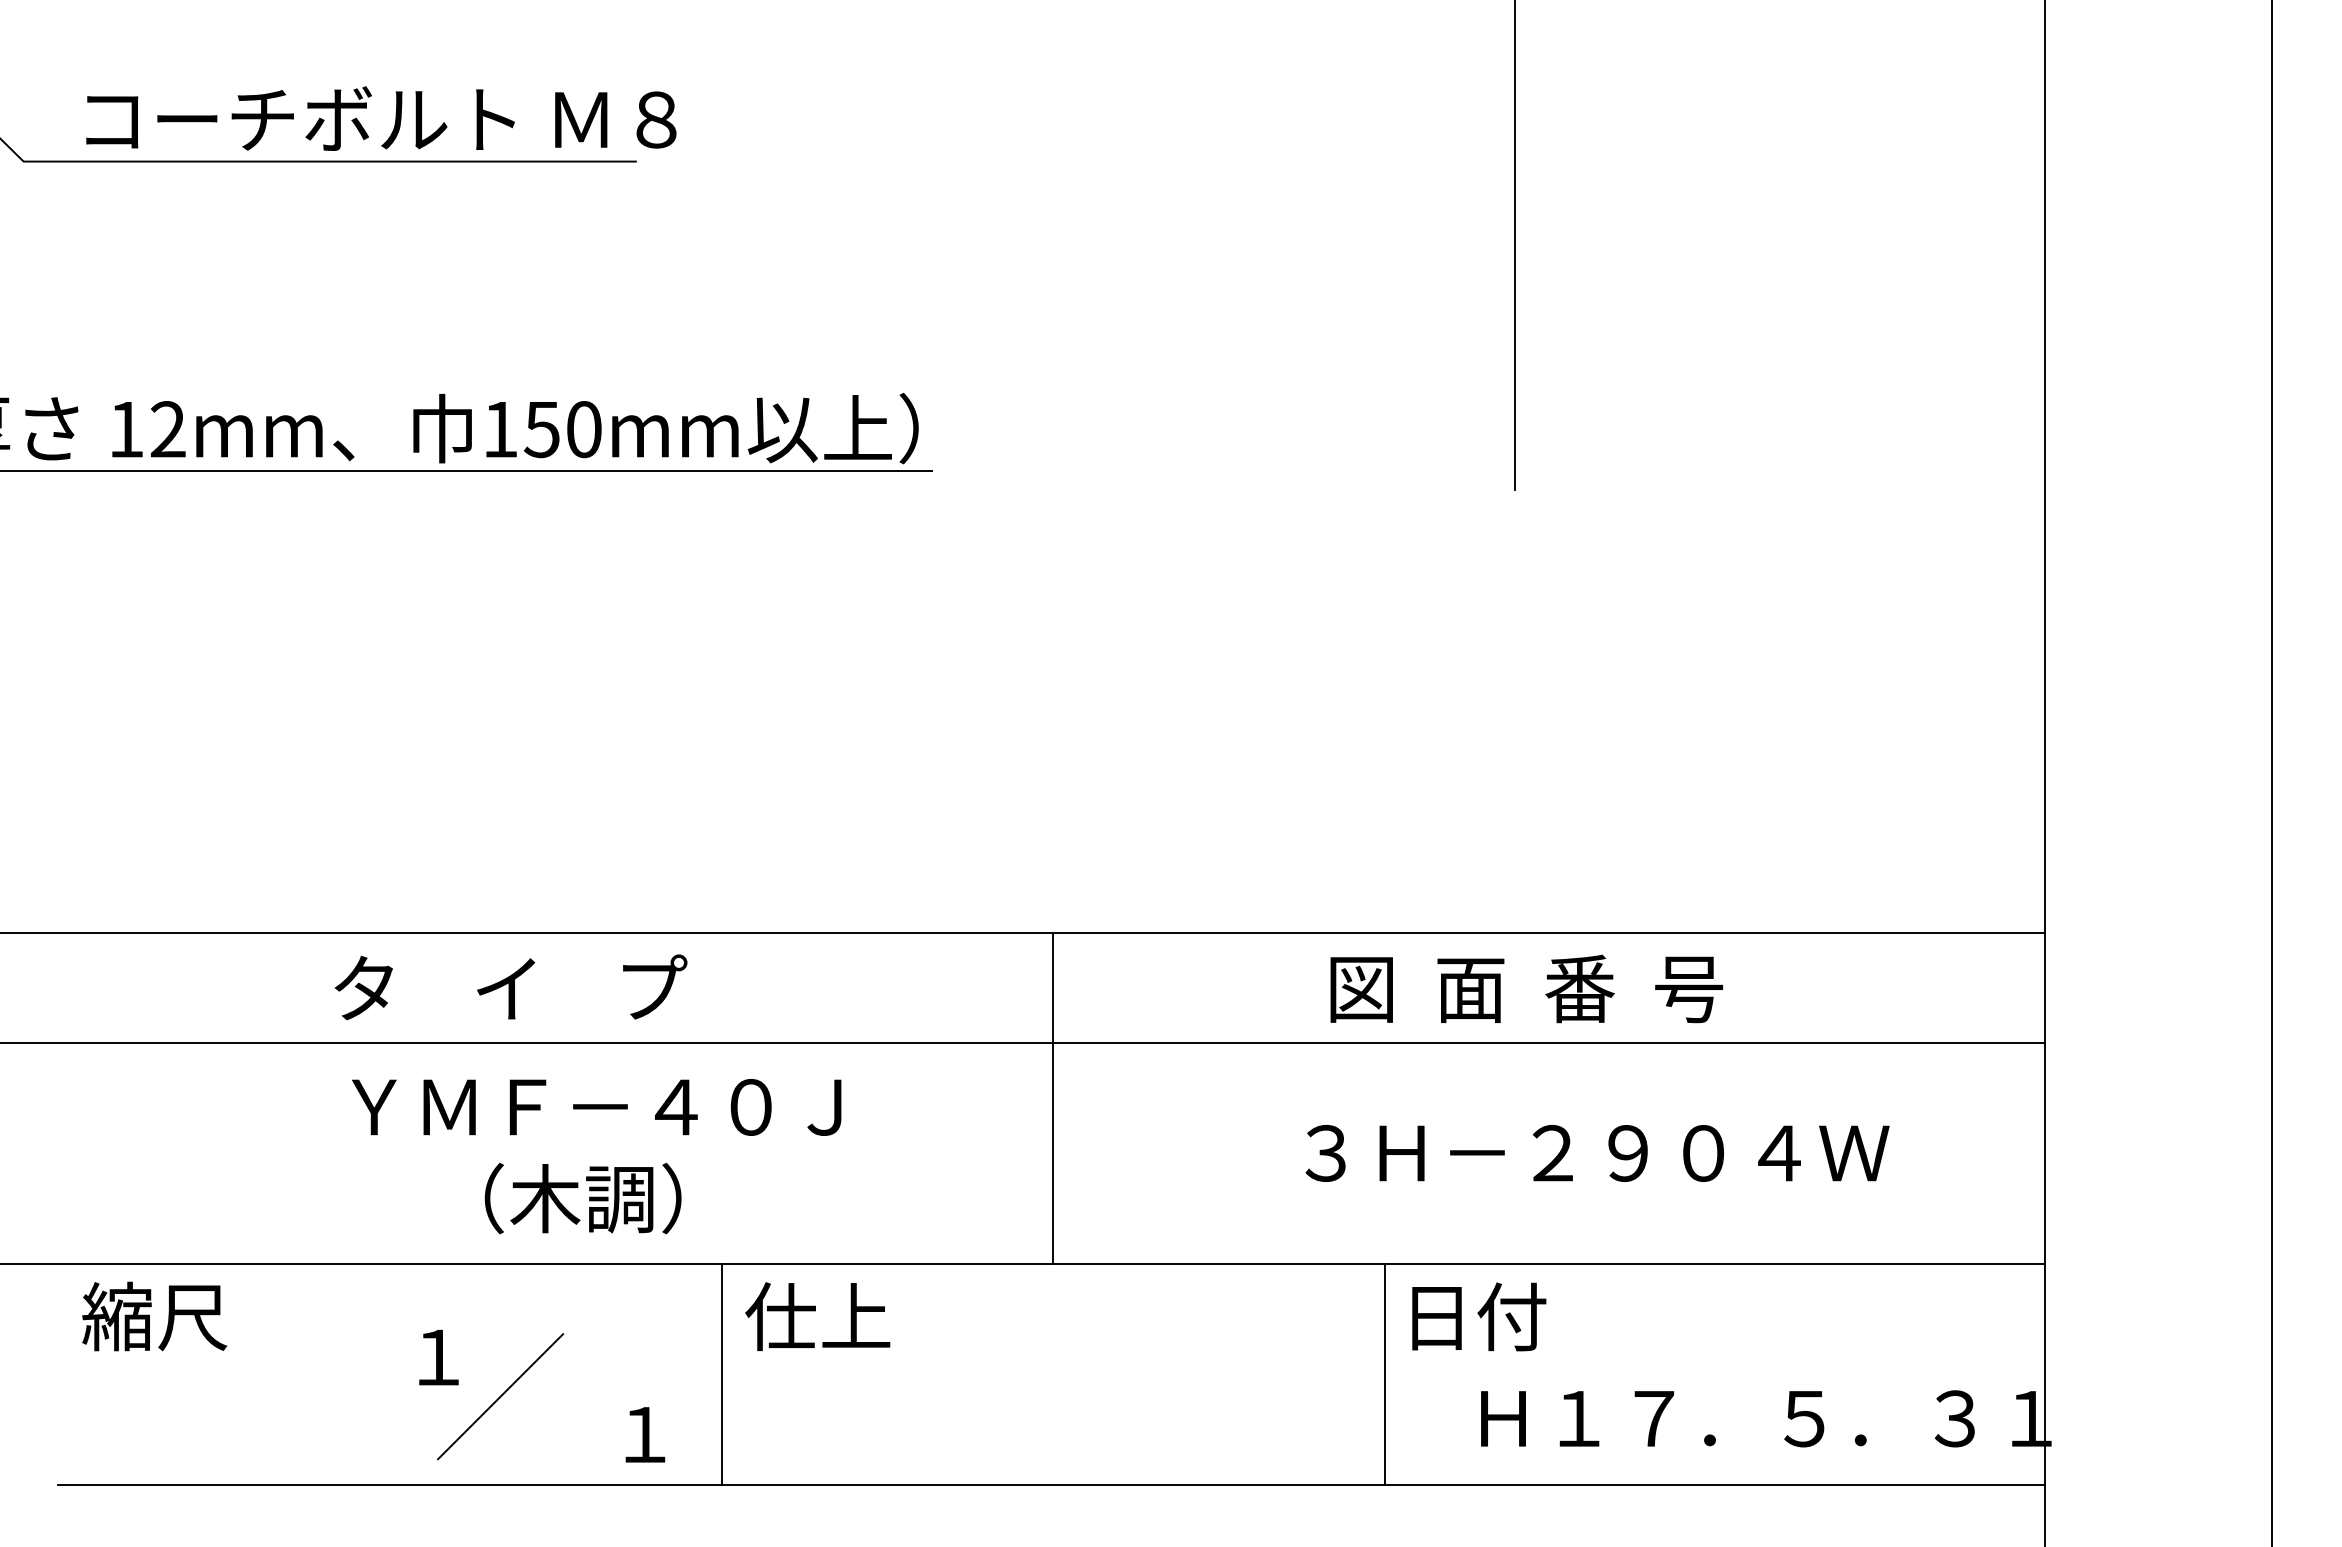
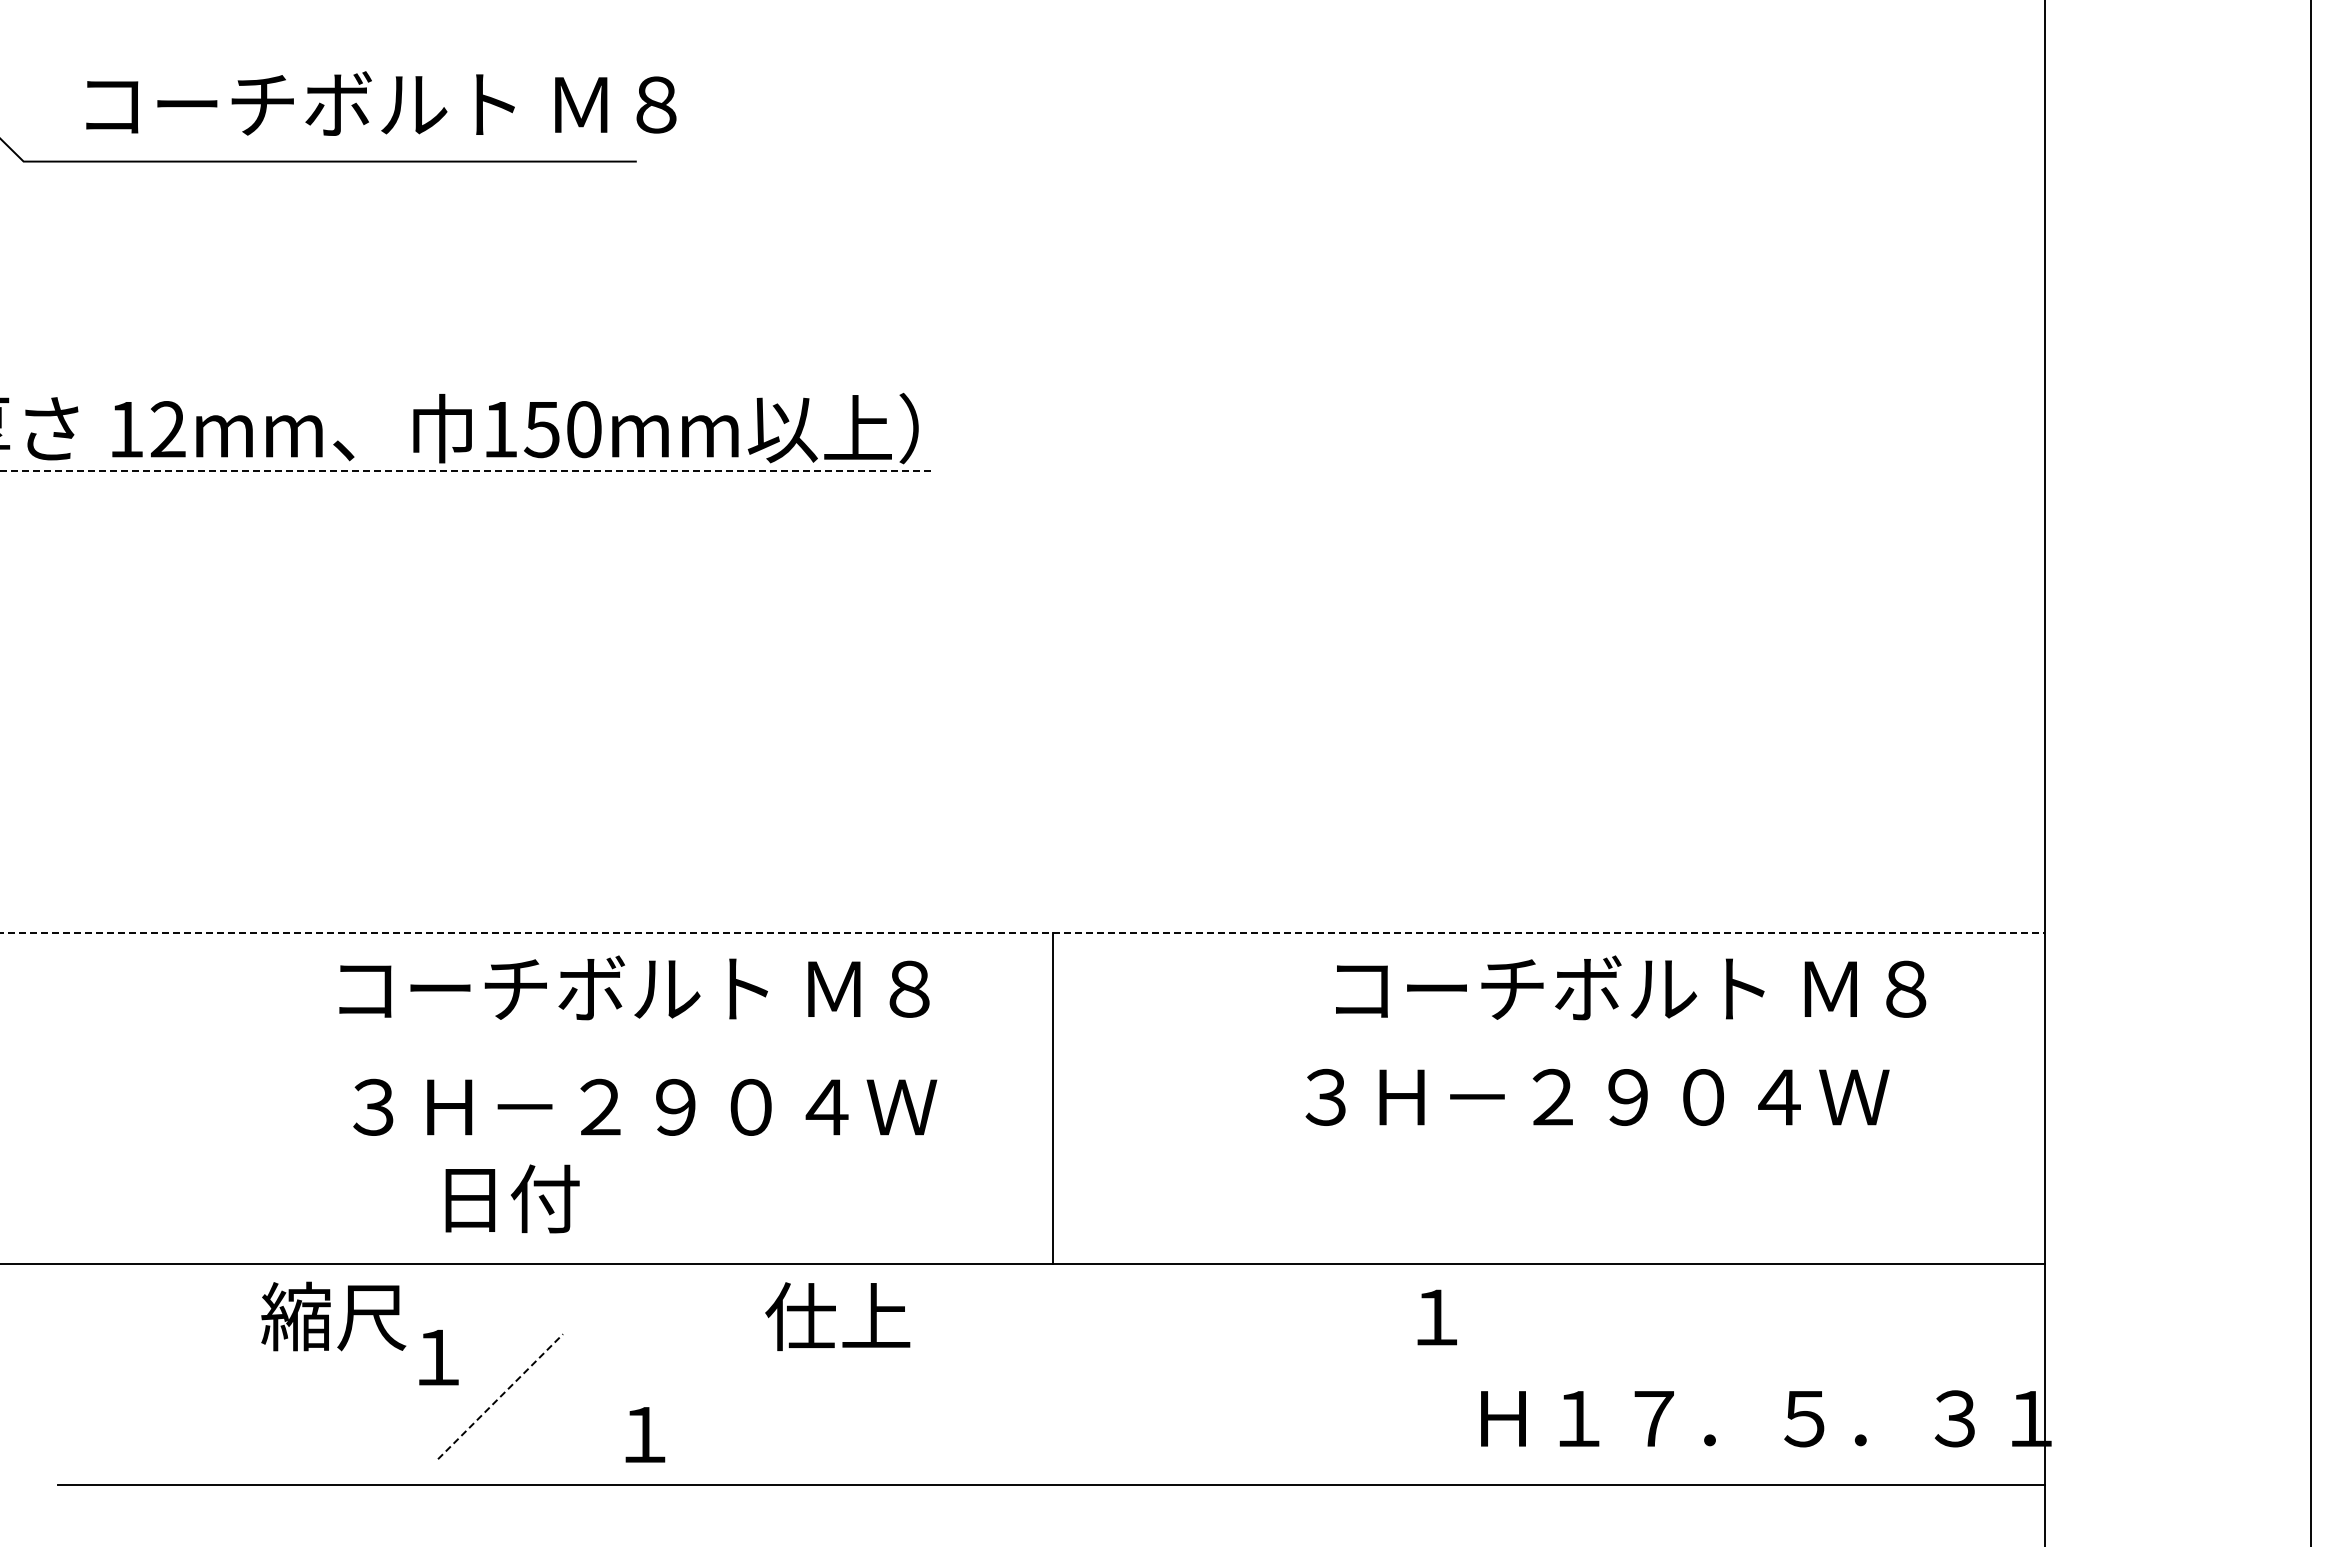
text position: (381, 118) -> (381, 103) (381, 103)
line: present -> none (1514, 246)
line: solid -> dashed (467, 471)
line position: (2271, 772) -> (2310, 772) (2310, 772)
line: solid -> dashed (1023, 932)
text: タ    イ    プ -> コーチボルト Ｍ８ (631, 987)
text: 図  面  番  号 -> コーチボルト Ｍ８ (1628, 988)
line: present -> none (1023, 1043)
text: ＹＭＦ－４０Ｊ -> ３Ｈ－２９０４Ｗ (644, 1106)
text position: (1597, 1152) -> (1597, 1096) (1597, 1096)
text: （木調） -> 日付 (563, 1198)
text position: (154, 1316) -> (333, 1316) (333, 1316)
text position: (817, 1316) -> (837, 1316) (837, 1316)
text: 日付 -> １ (1479, 1316)
line: present -> none (721, 1374)
line: present -> none (1384, 1374)
line: solid -> dashed (500, 1396)
